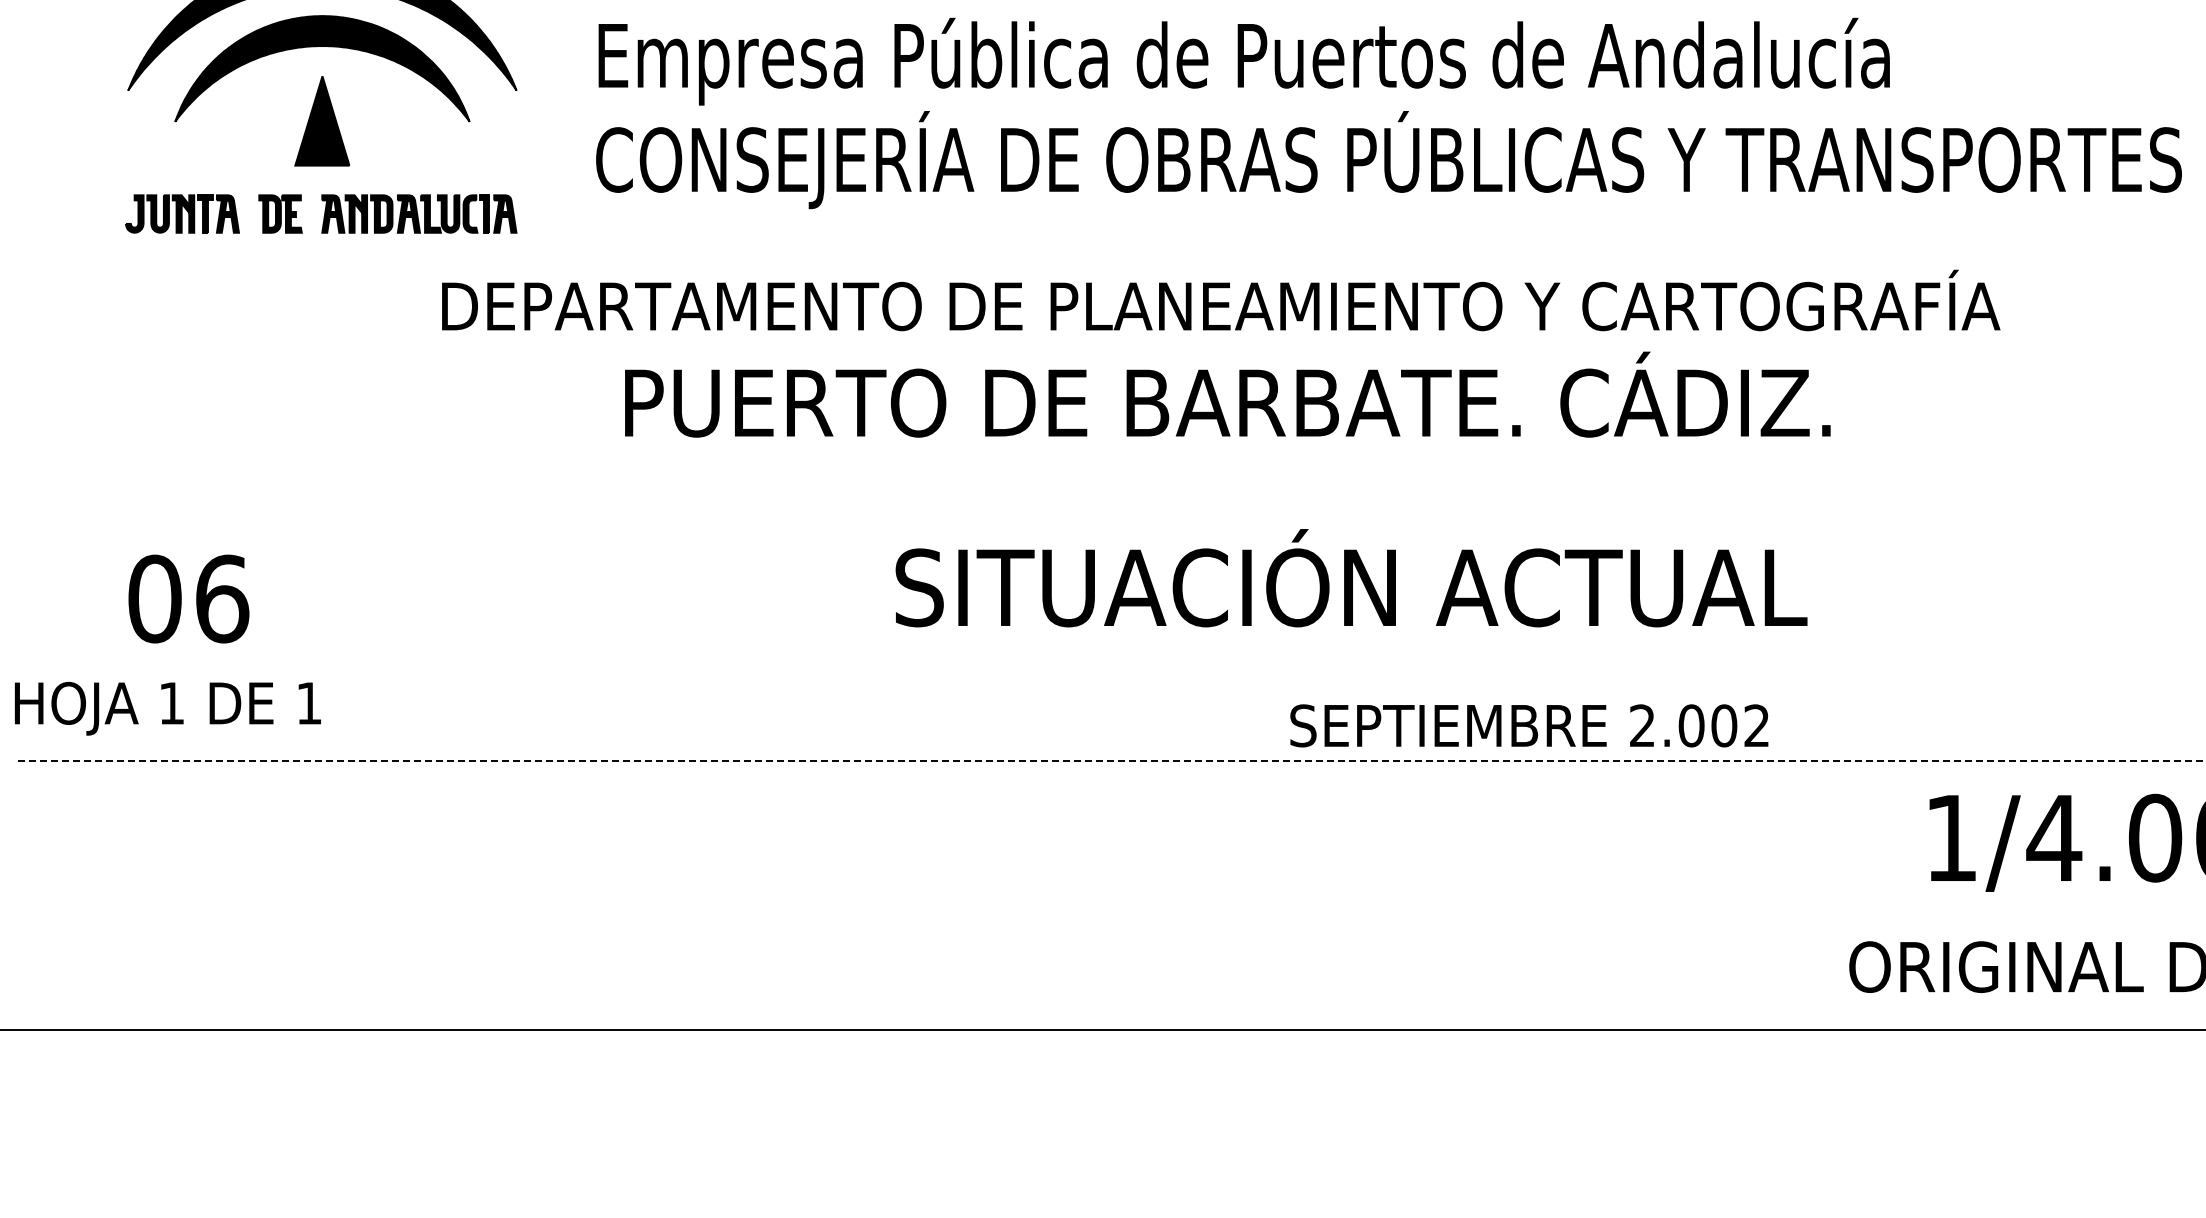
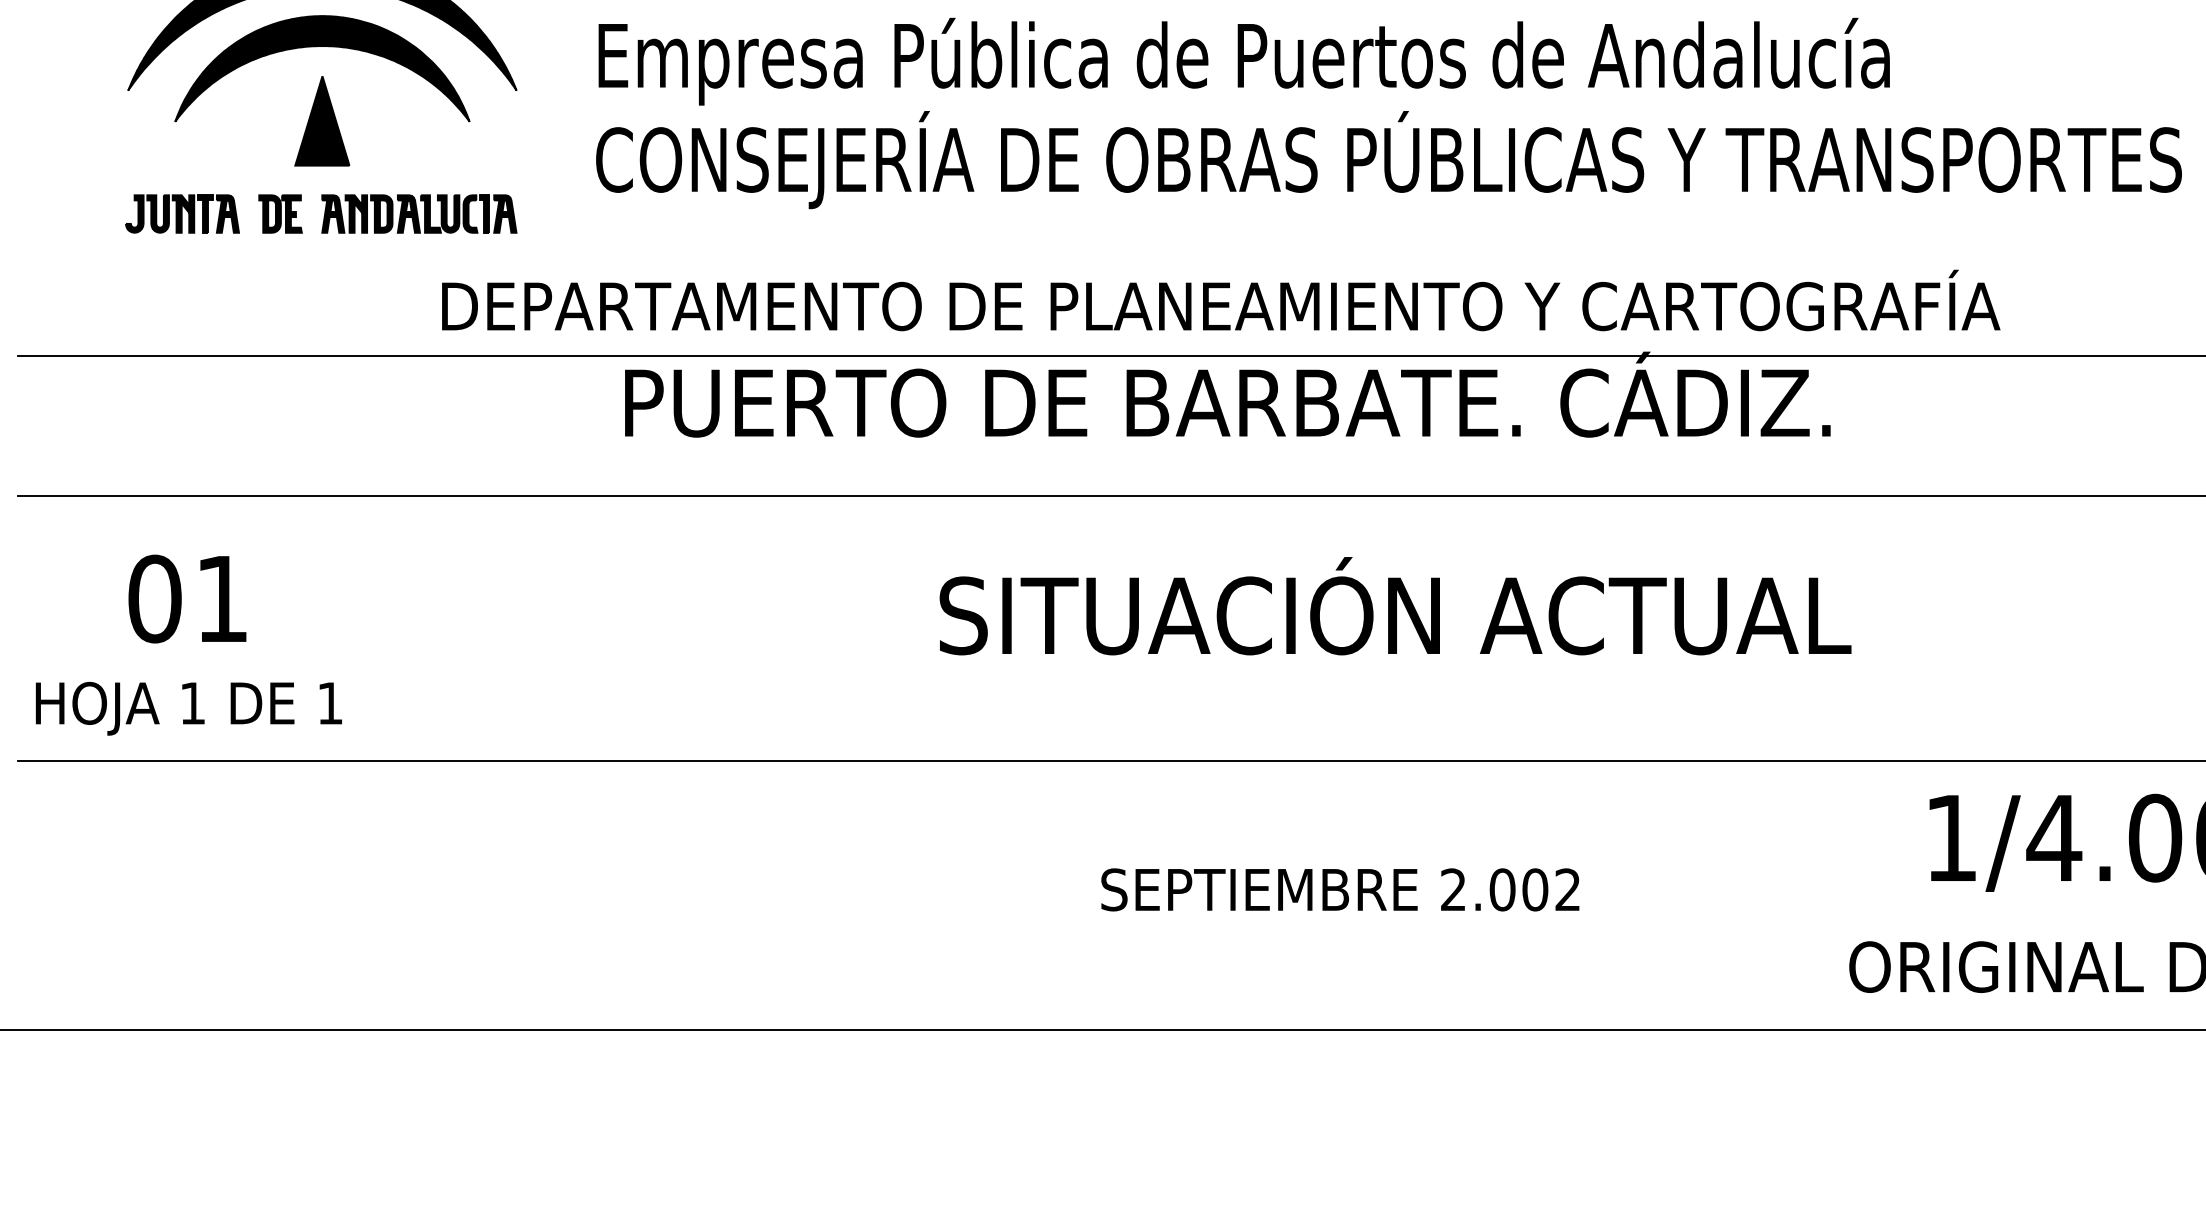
line: none -> present (1109, 355)
line: none -> present (1109, 496)
text position: (1351, 578) -> (1395, 606) (1395, 606)
text: 06 -> 01 (222, 598)
text position: (167, 708) -> (188, 708) (188, 708)
text position: (1529, 725) -> (1340, 889) (1340, 889)
line: dashed -> solid (1112, 760)
